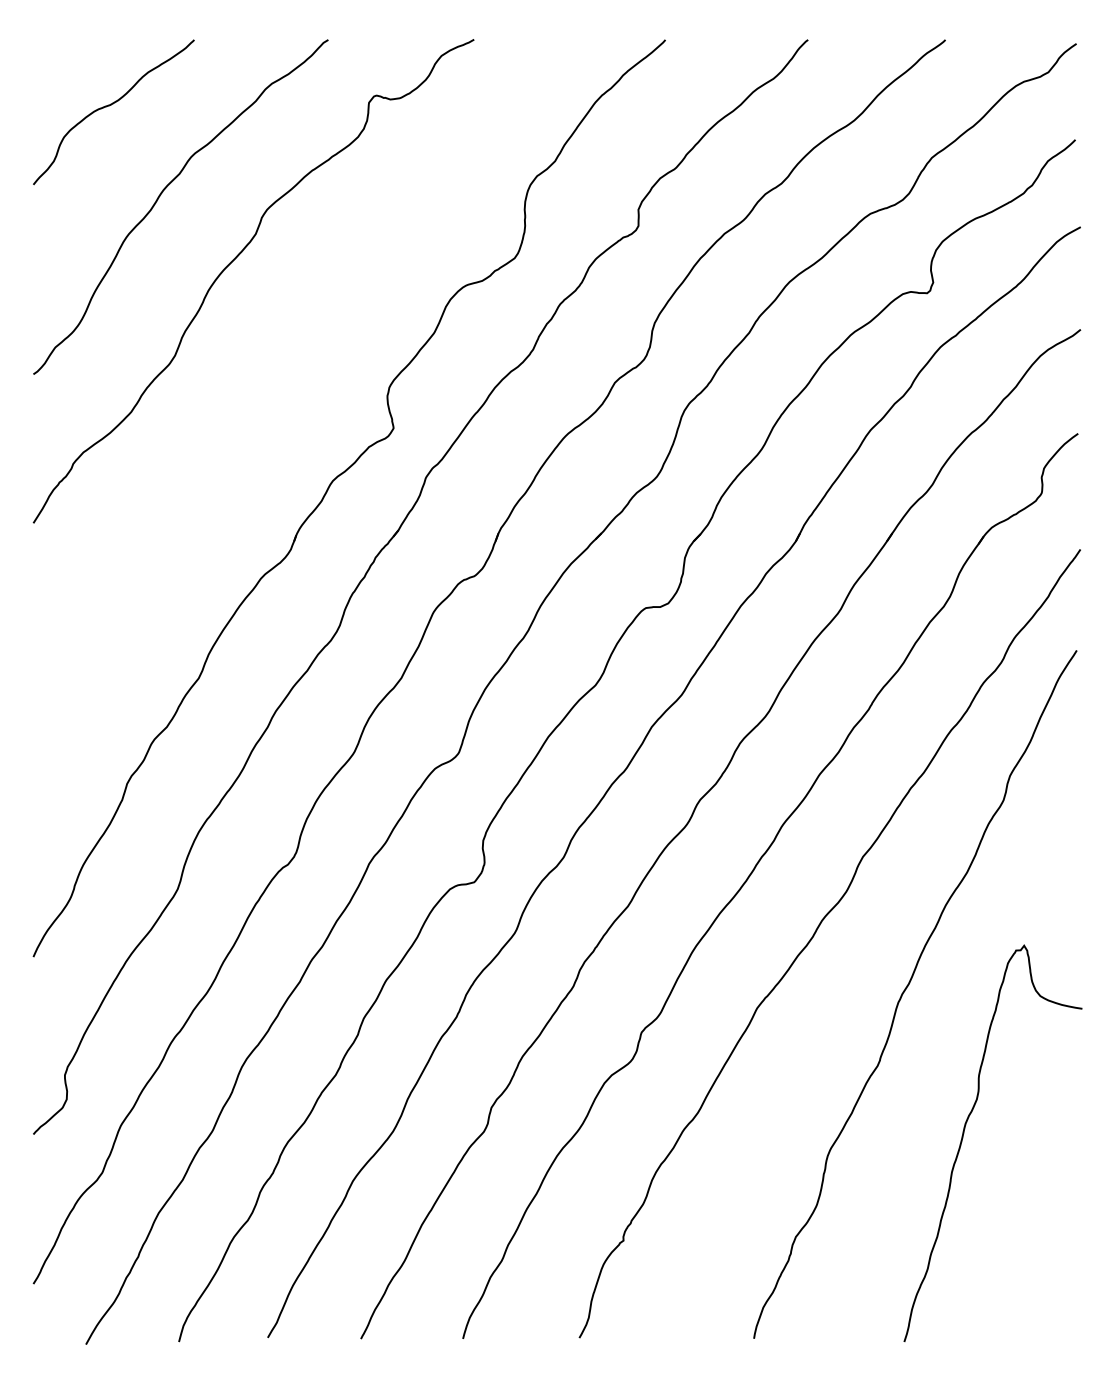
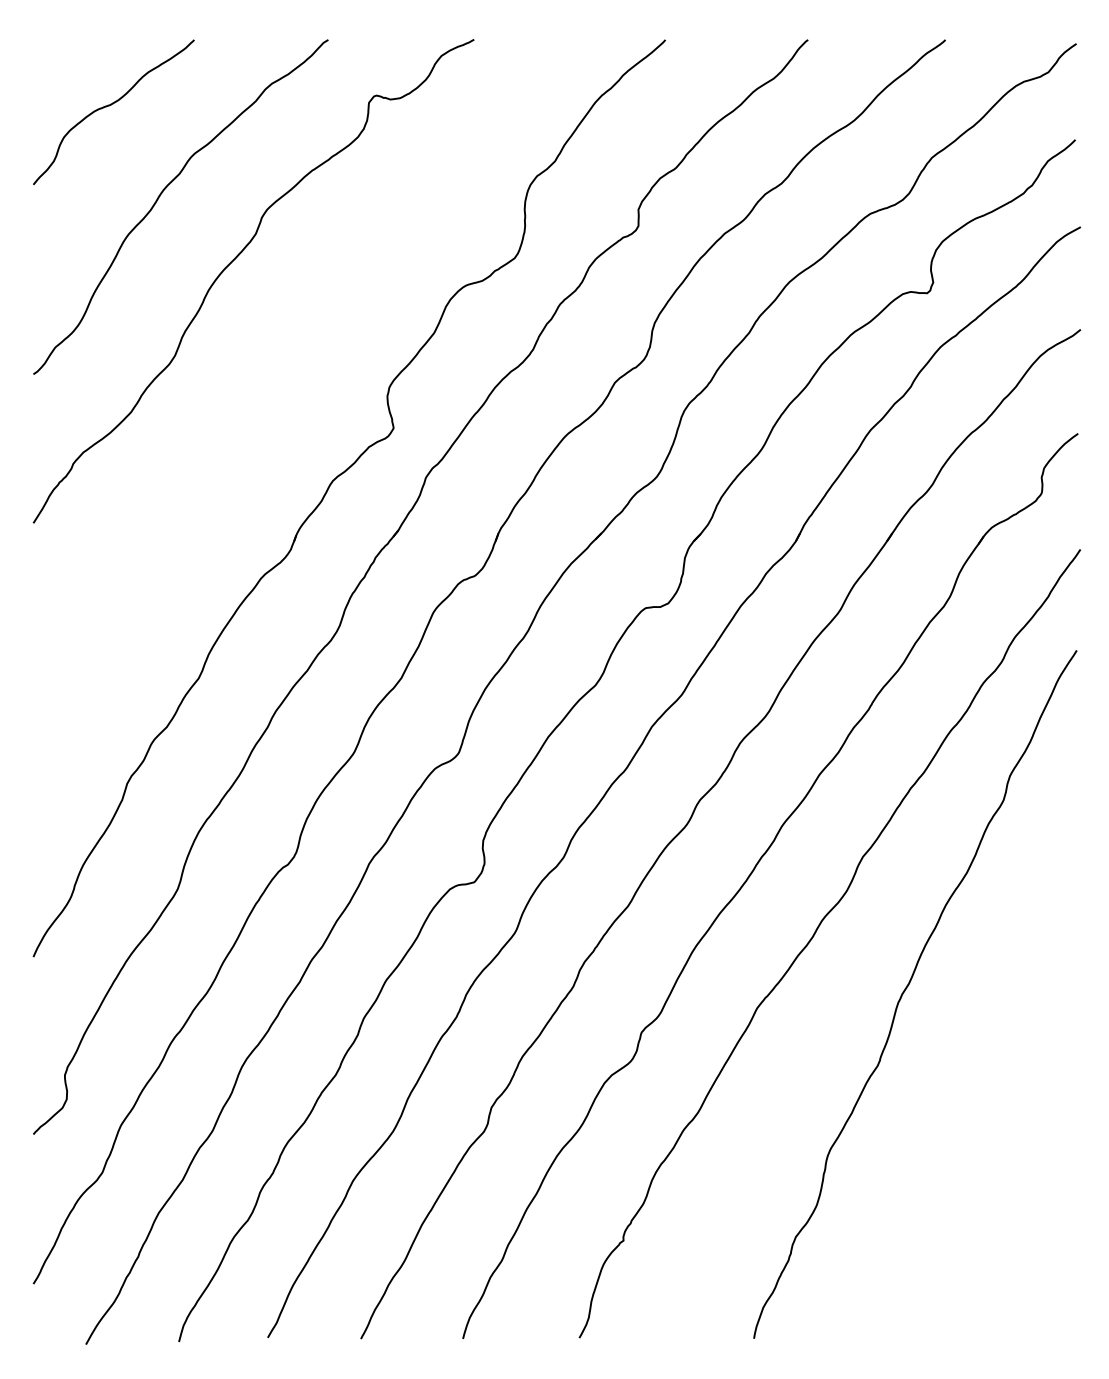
curve: present -> none (963, 1138)
